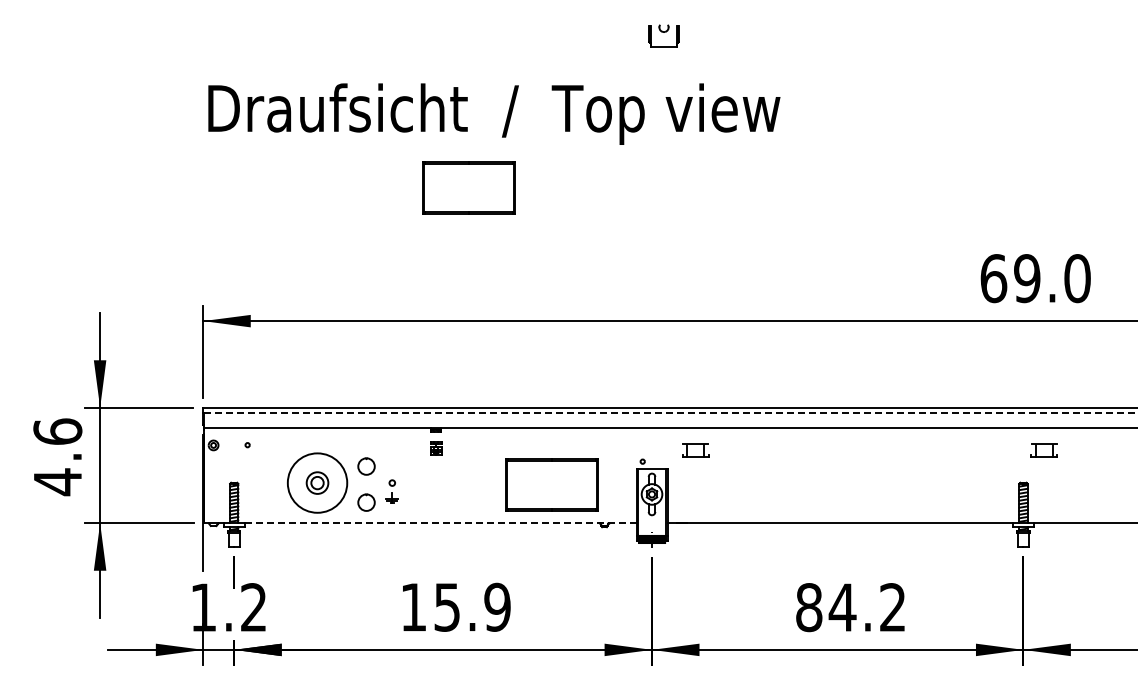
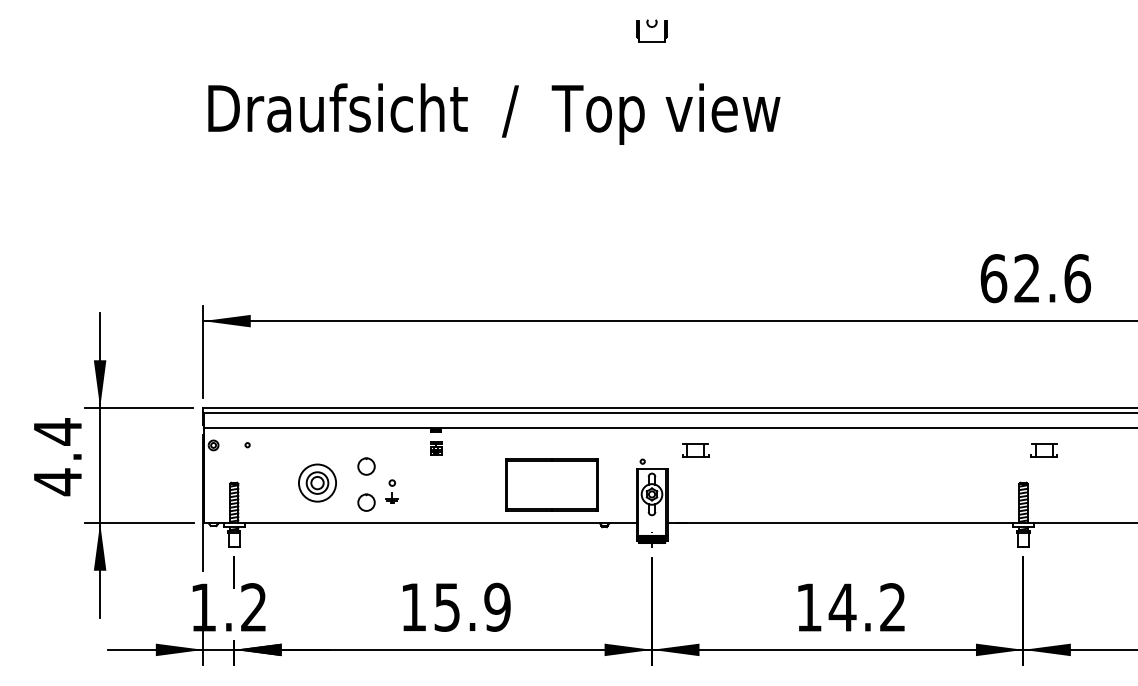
part position: (663, 35) -> (651, 30) (651, 30)
part: present -> none (468, 187)
text: 69.0 -> 62.6 (1052, 278)
line: dashed -> solid (671, 412)
text: 4.6 -> 4.4 (57, 431)
circle diameter: 59 px -> 37 px (317, 482)
line: dashed -> solid (440, 523)
text: 84.2 -> 14.2 (809, 607)
